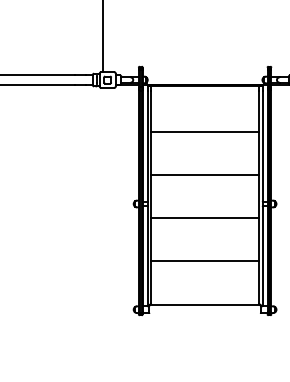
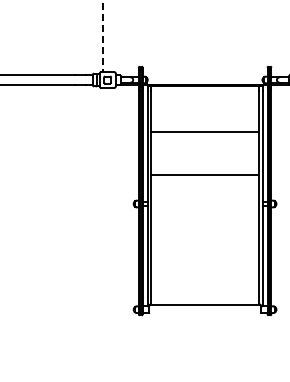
line: solid -> dashed (102, 36)
line: present -> none (204, 218)
line: present -> none (204, 261)
